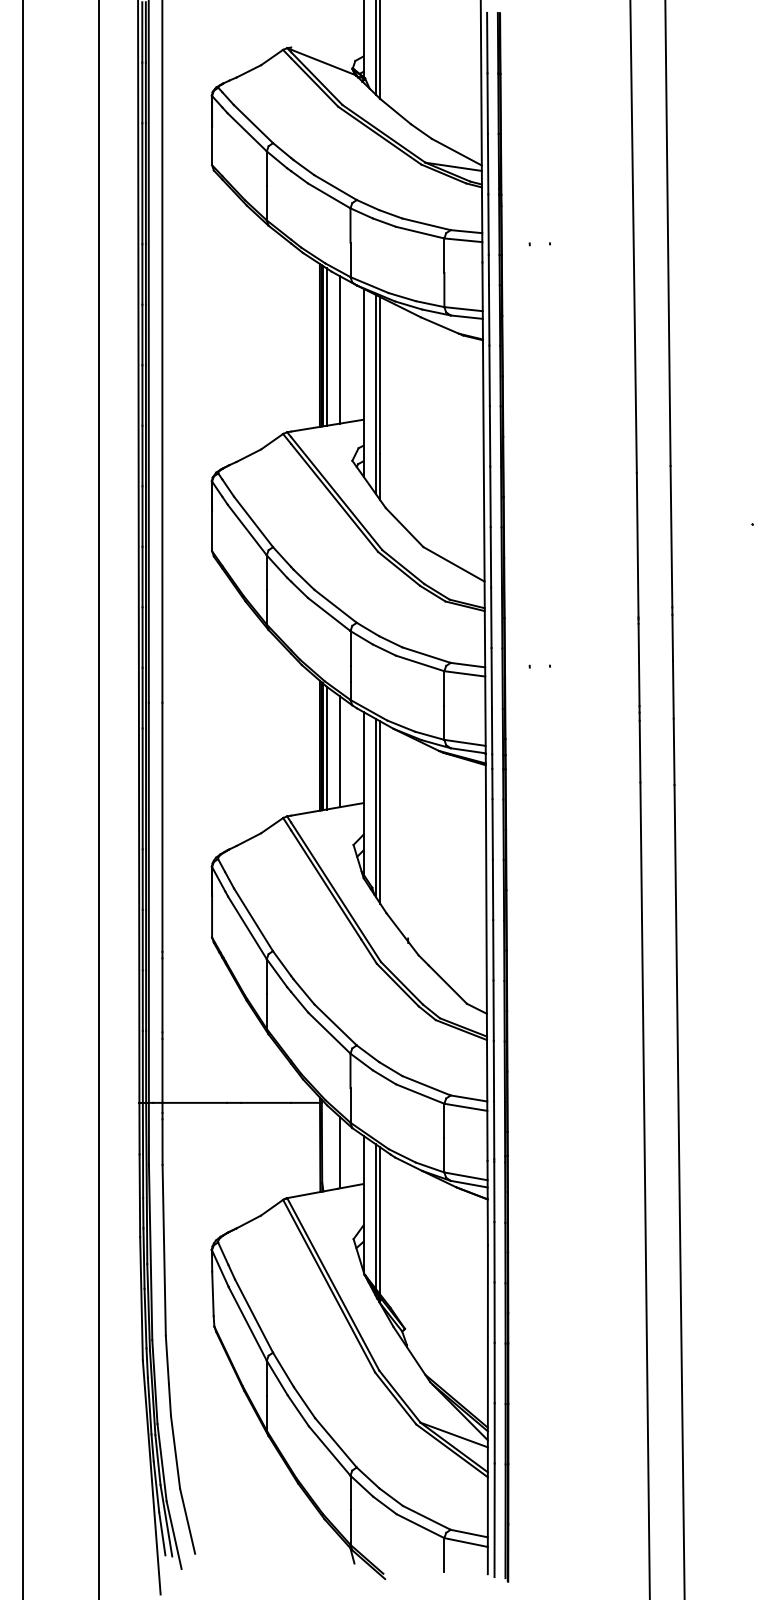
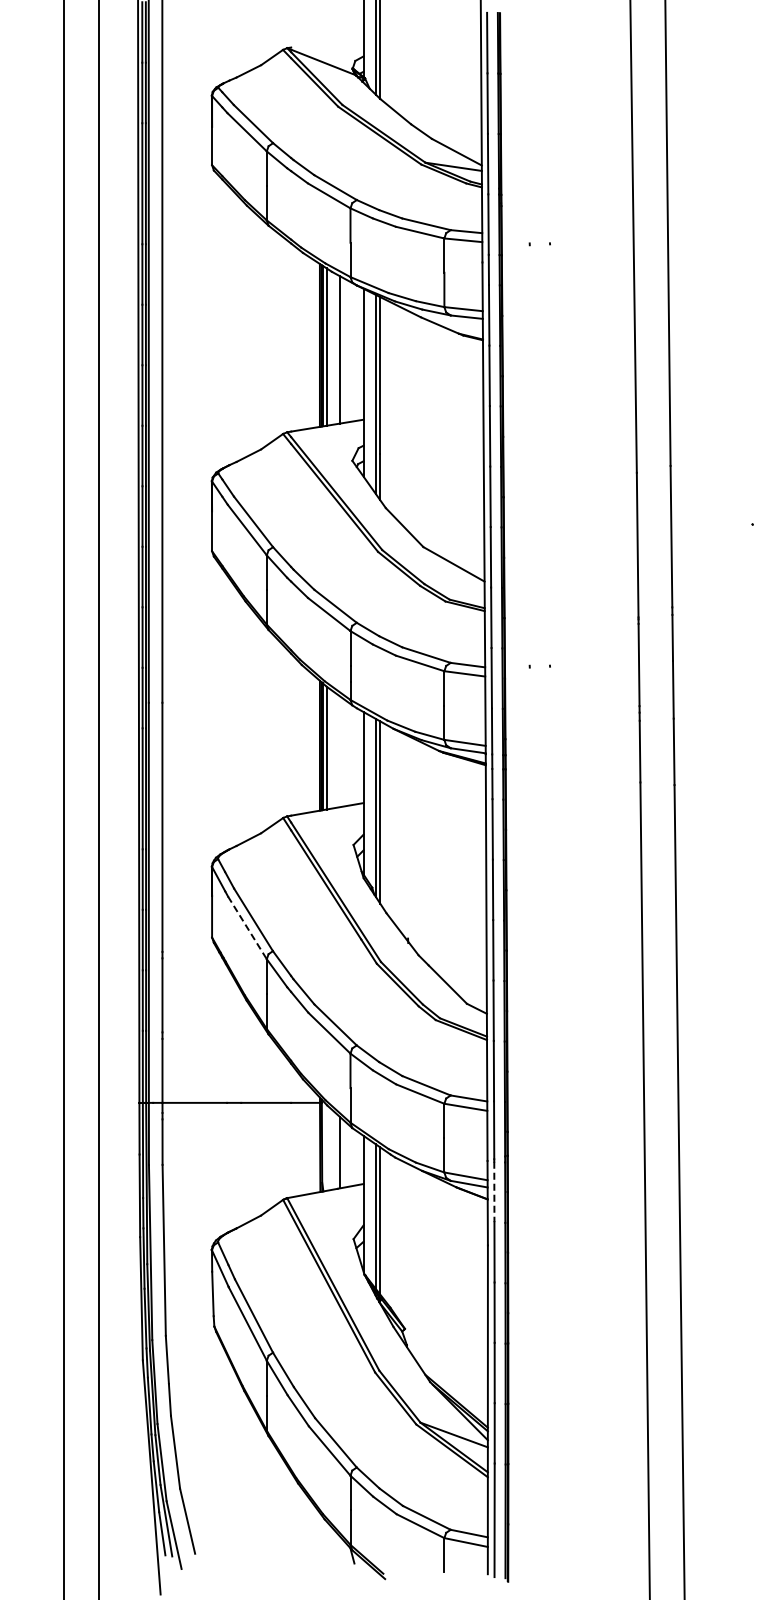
line: present -> none (340, 751)
line position: (23, 799) -> (64, 799) (64, 799)
line: solid -> dashed (247, 927)
line: solid -> dashed (494, 1192)
